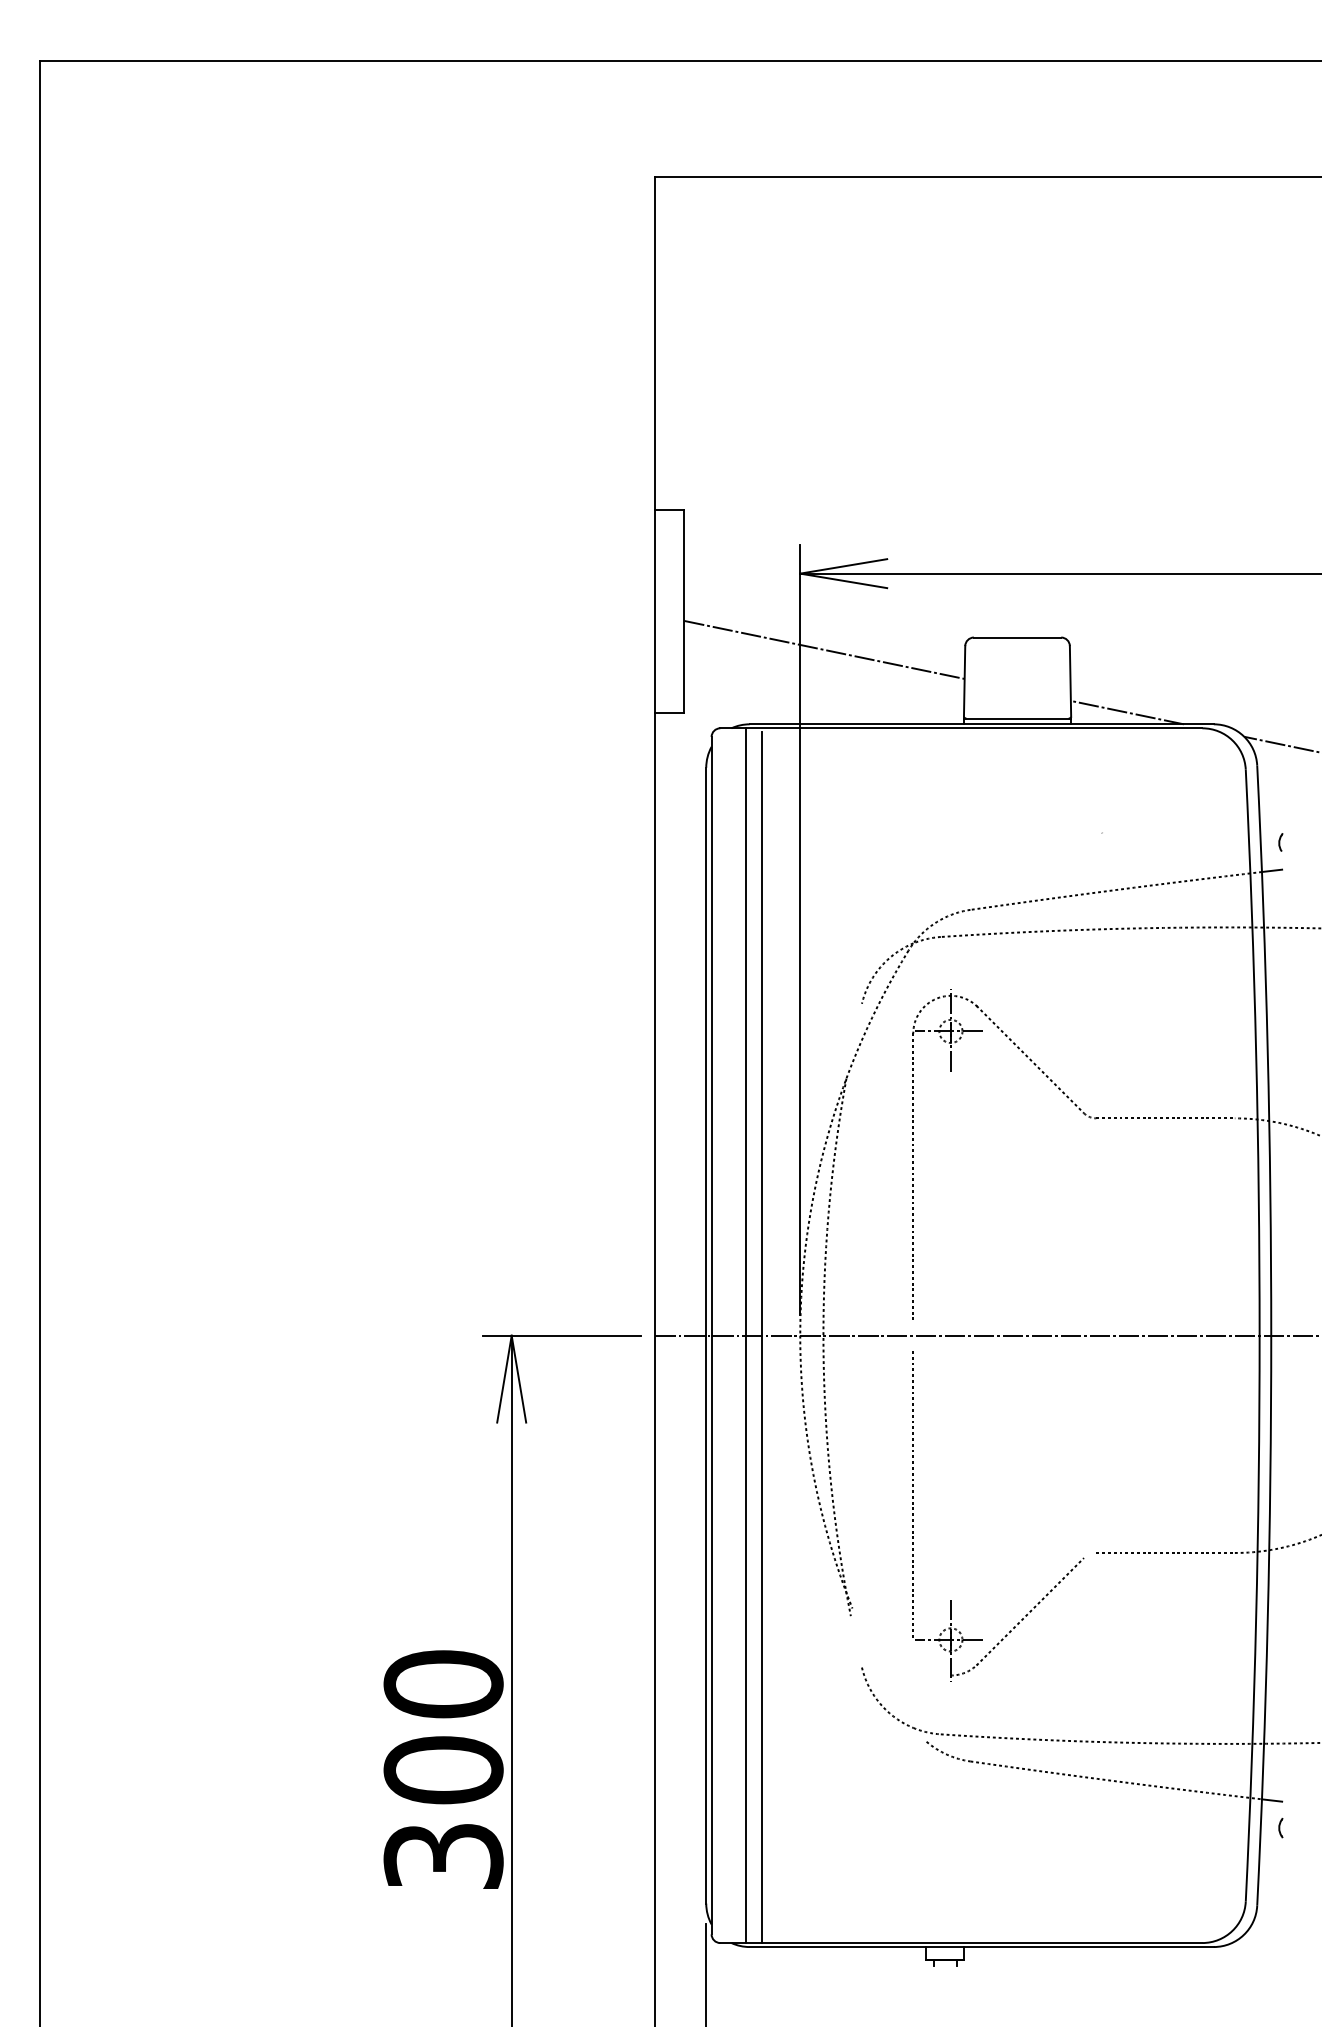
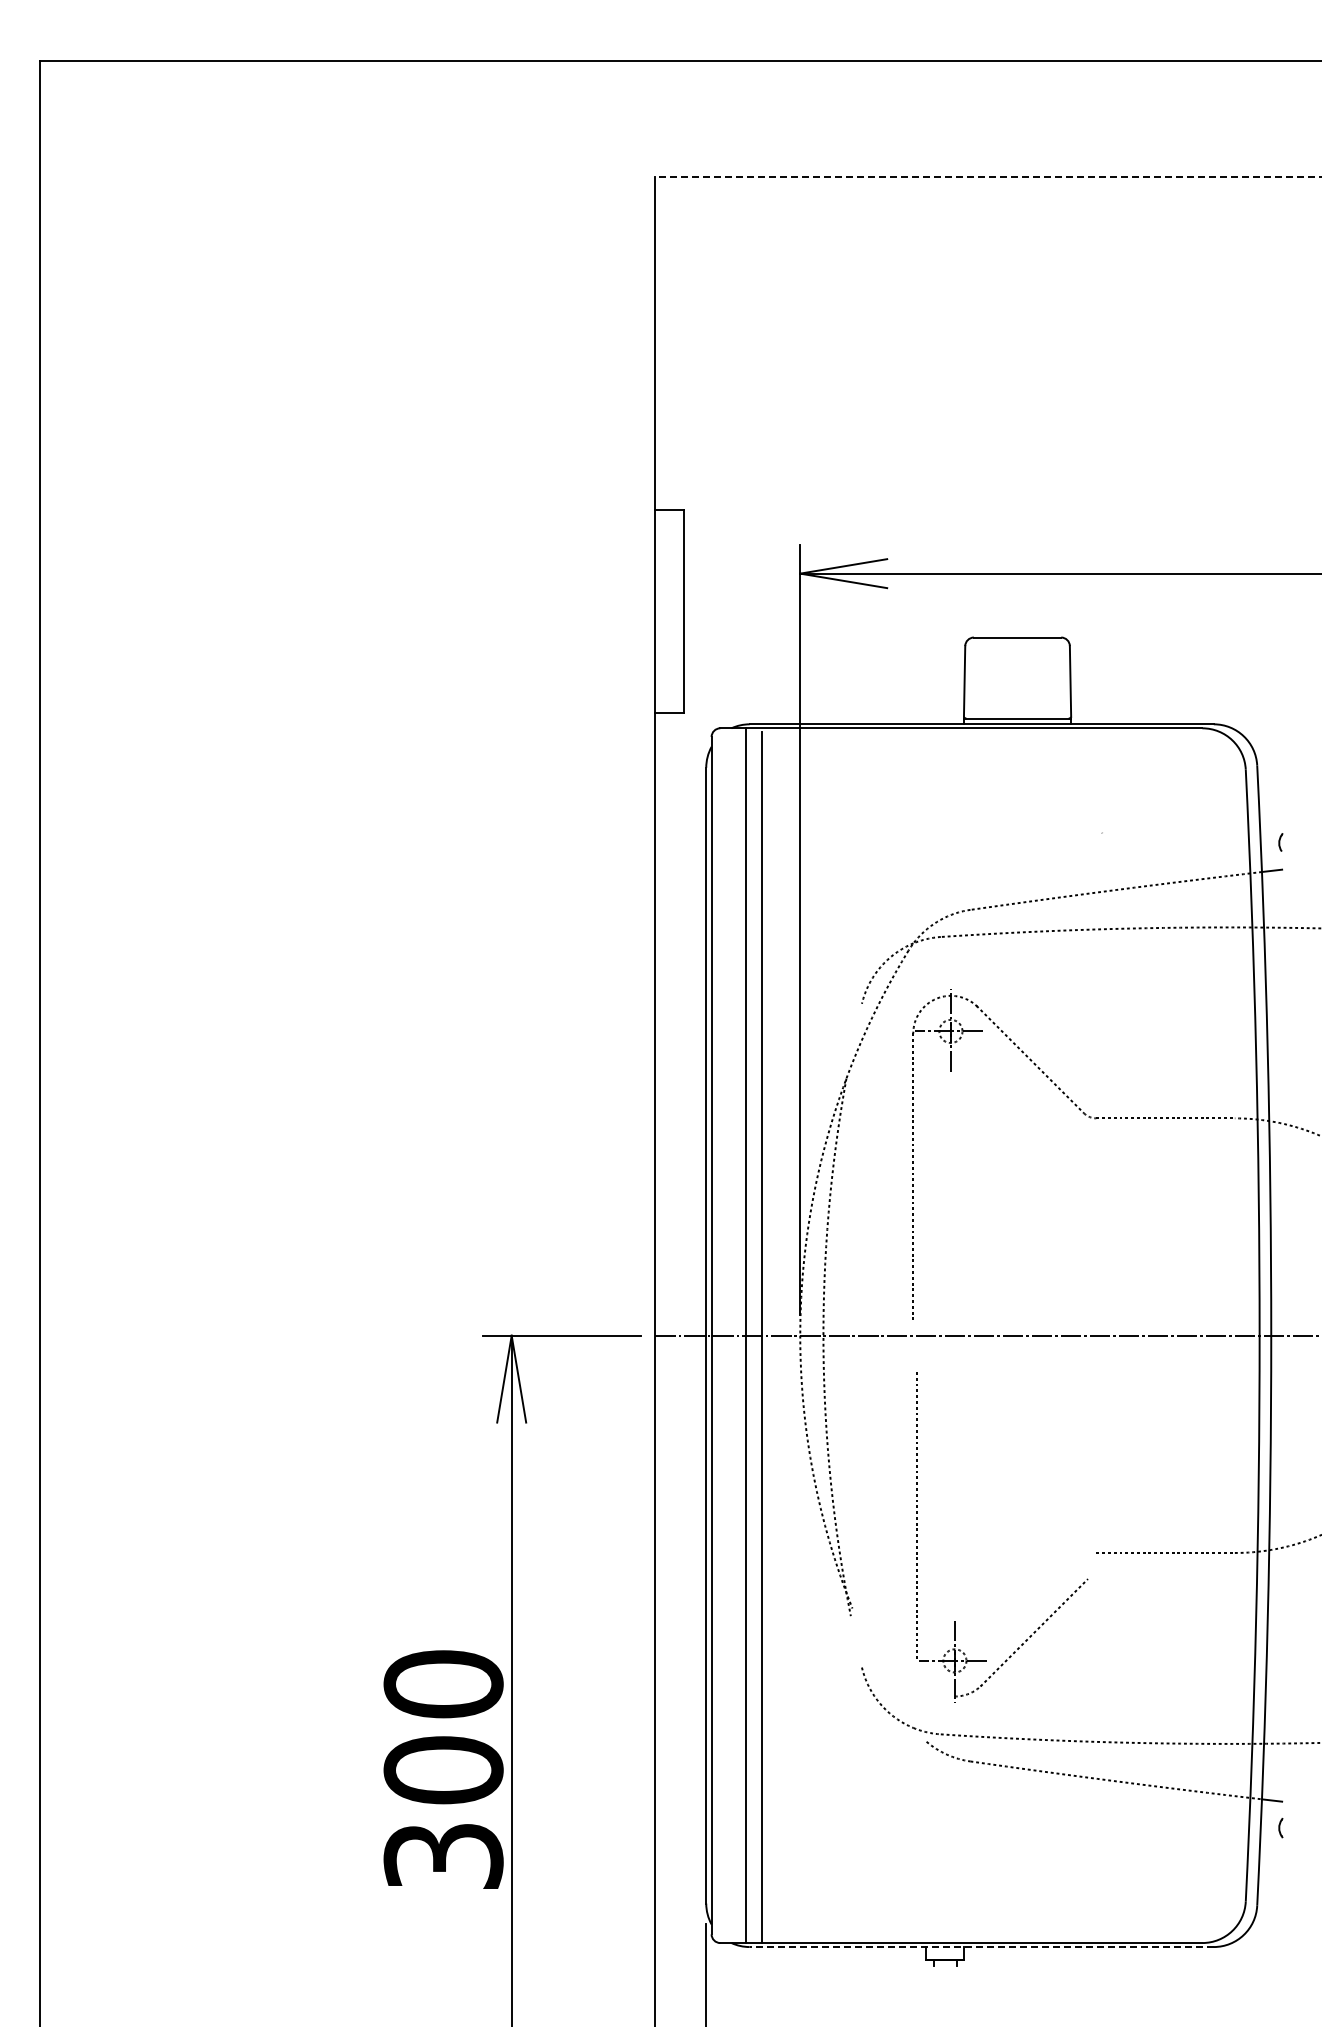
line: solid -> dashed (988, 176)
line: present -> none (824, 649)
line: present -> none (1126, 712)
line: present -> none (1281, 744)
part position: (913, 1515) -> (917, 1536) (917, 1536)
line: solid -> dashed (981, 1947)
